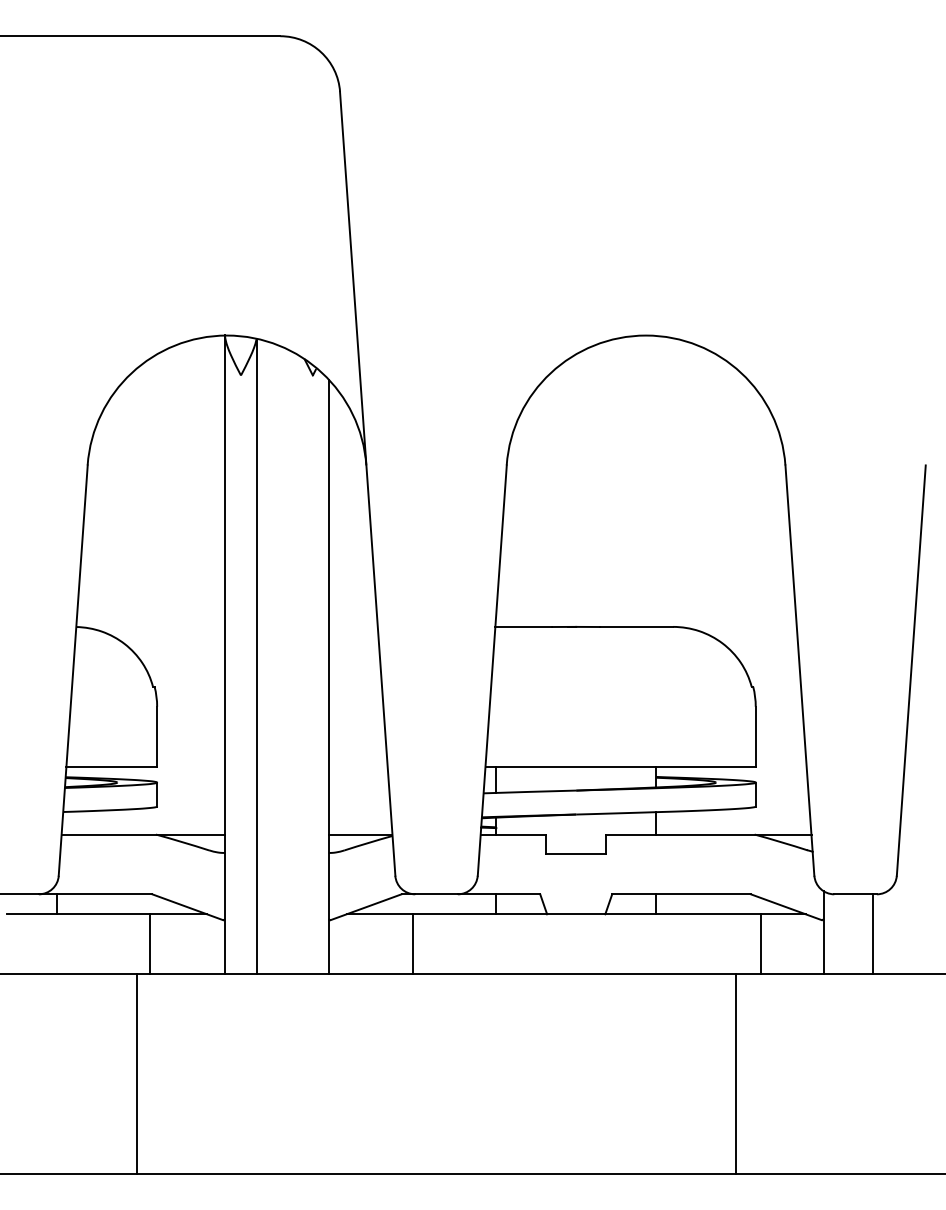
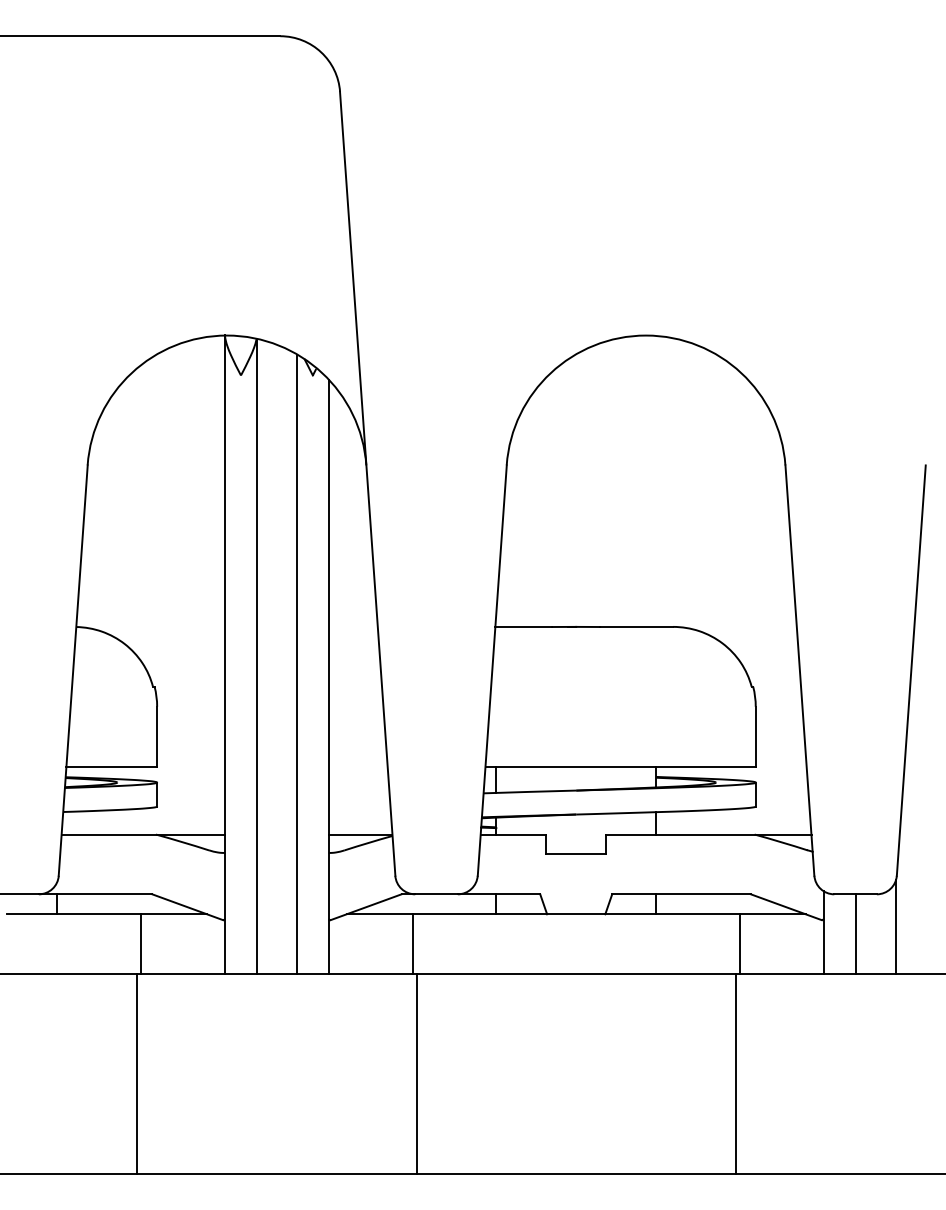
line: none -> present (296, 664)
line: none -> present (895, 926)
line position: (872, 934) -> (855, 934) (855, 934)
line position: (150, 944) -> (141, 944) (141, 944)
line position: (760, 944) -> (739, 944) (739, 944)
line: none -> present (416, 1073)
